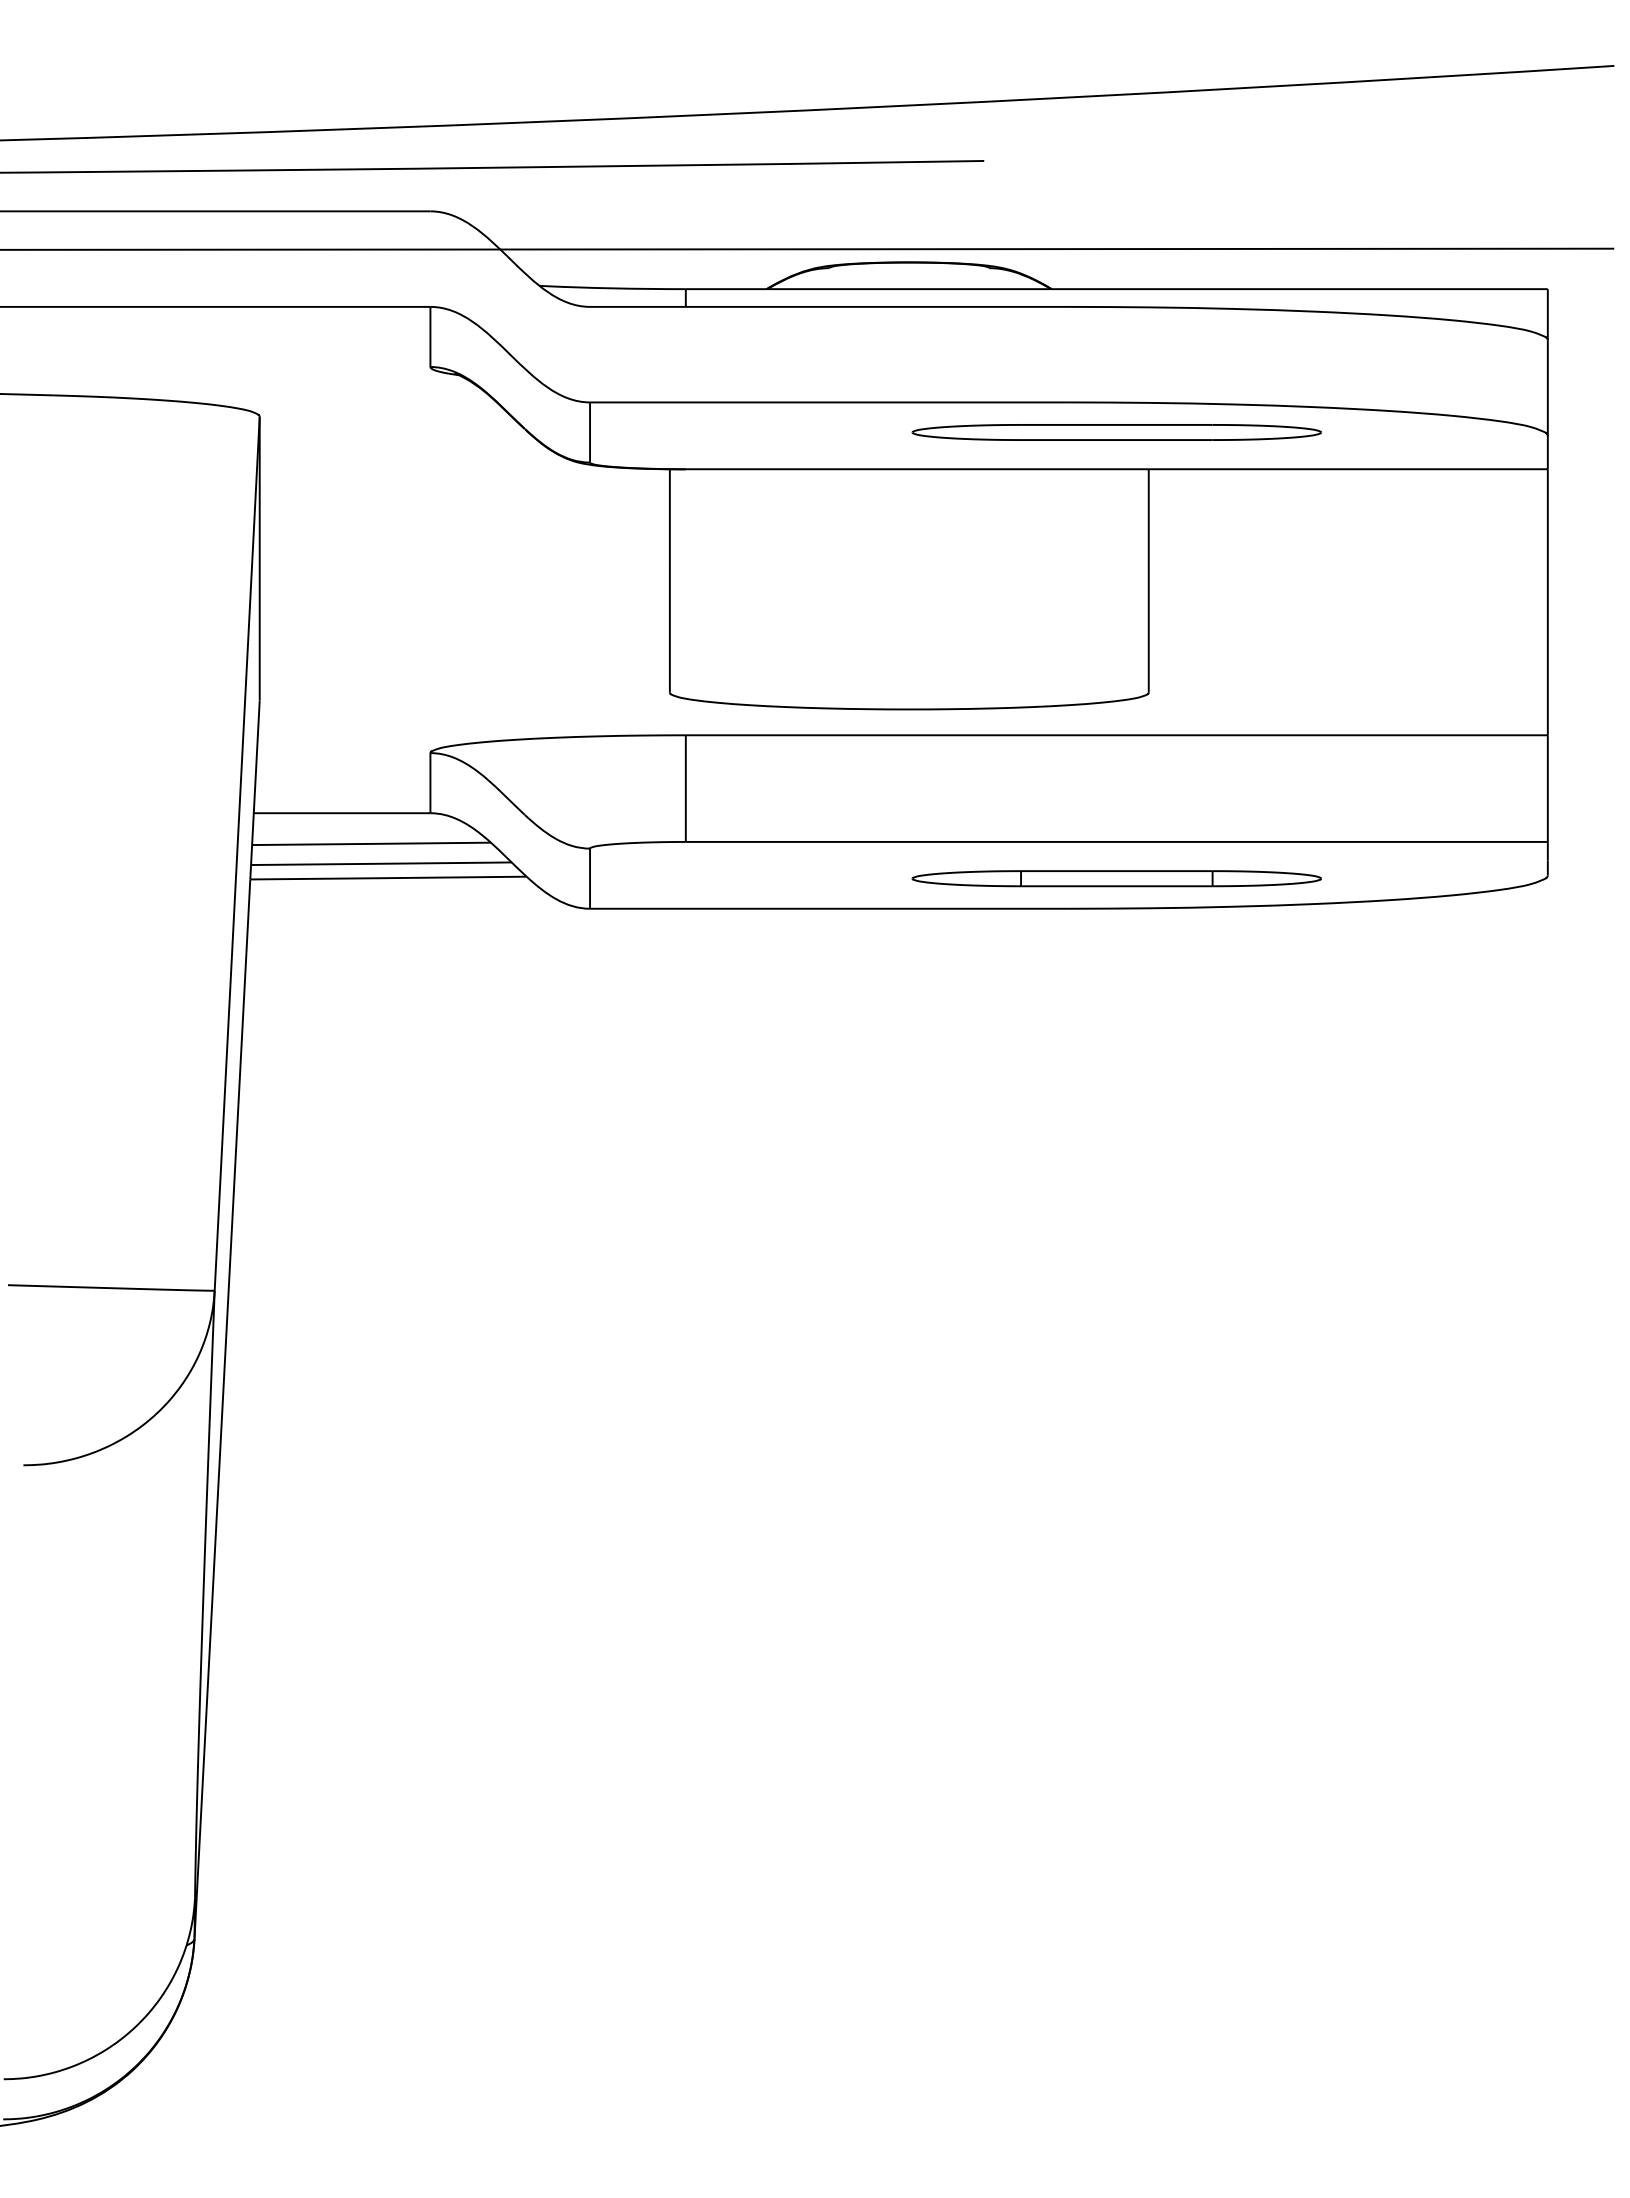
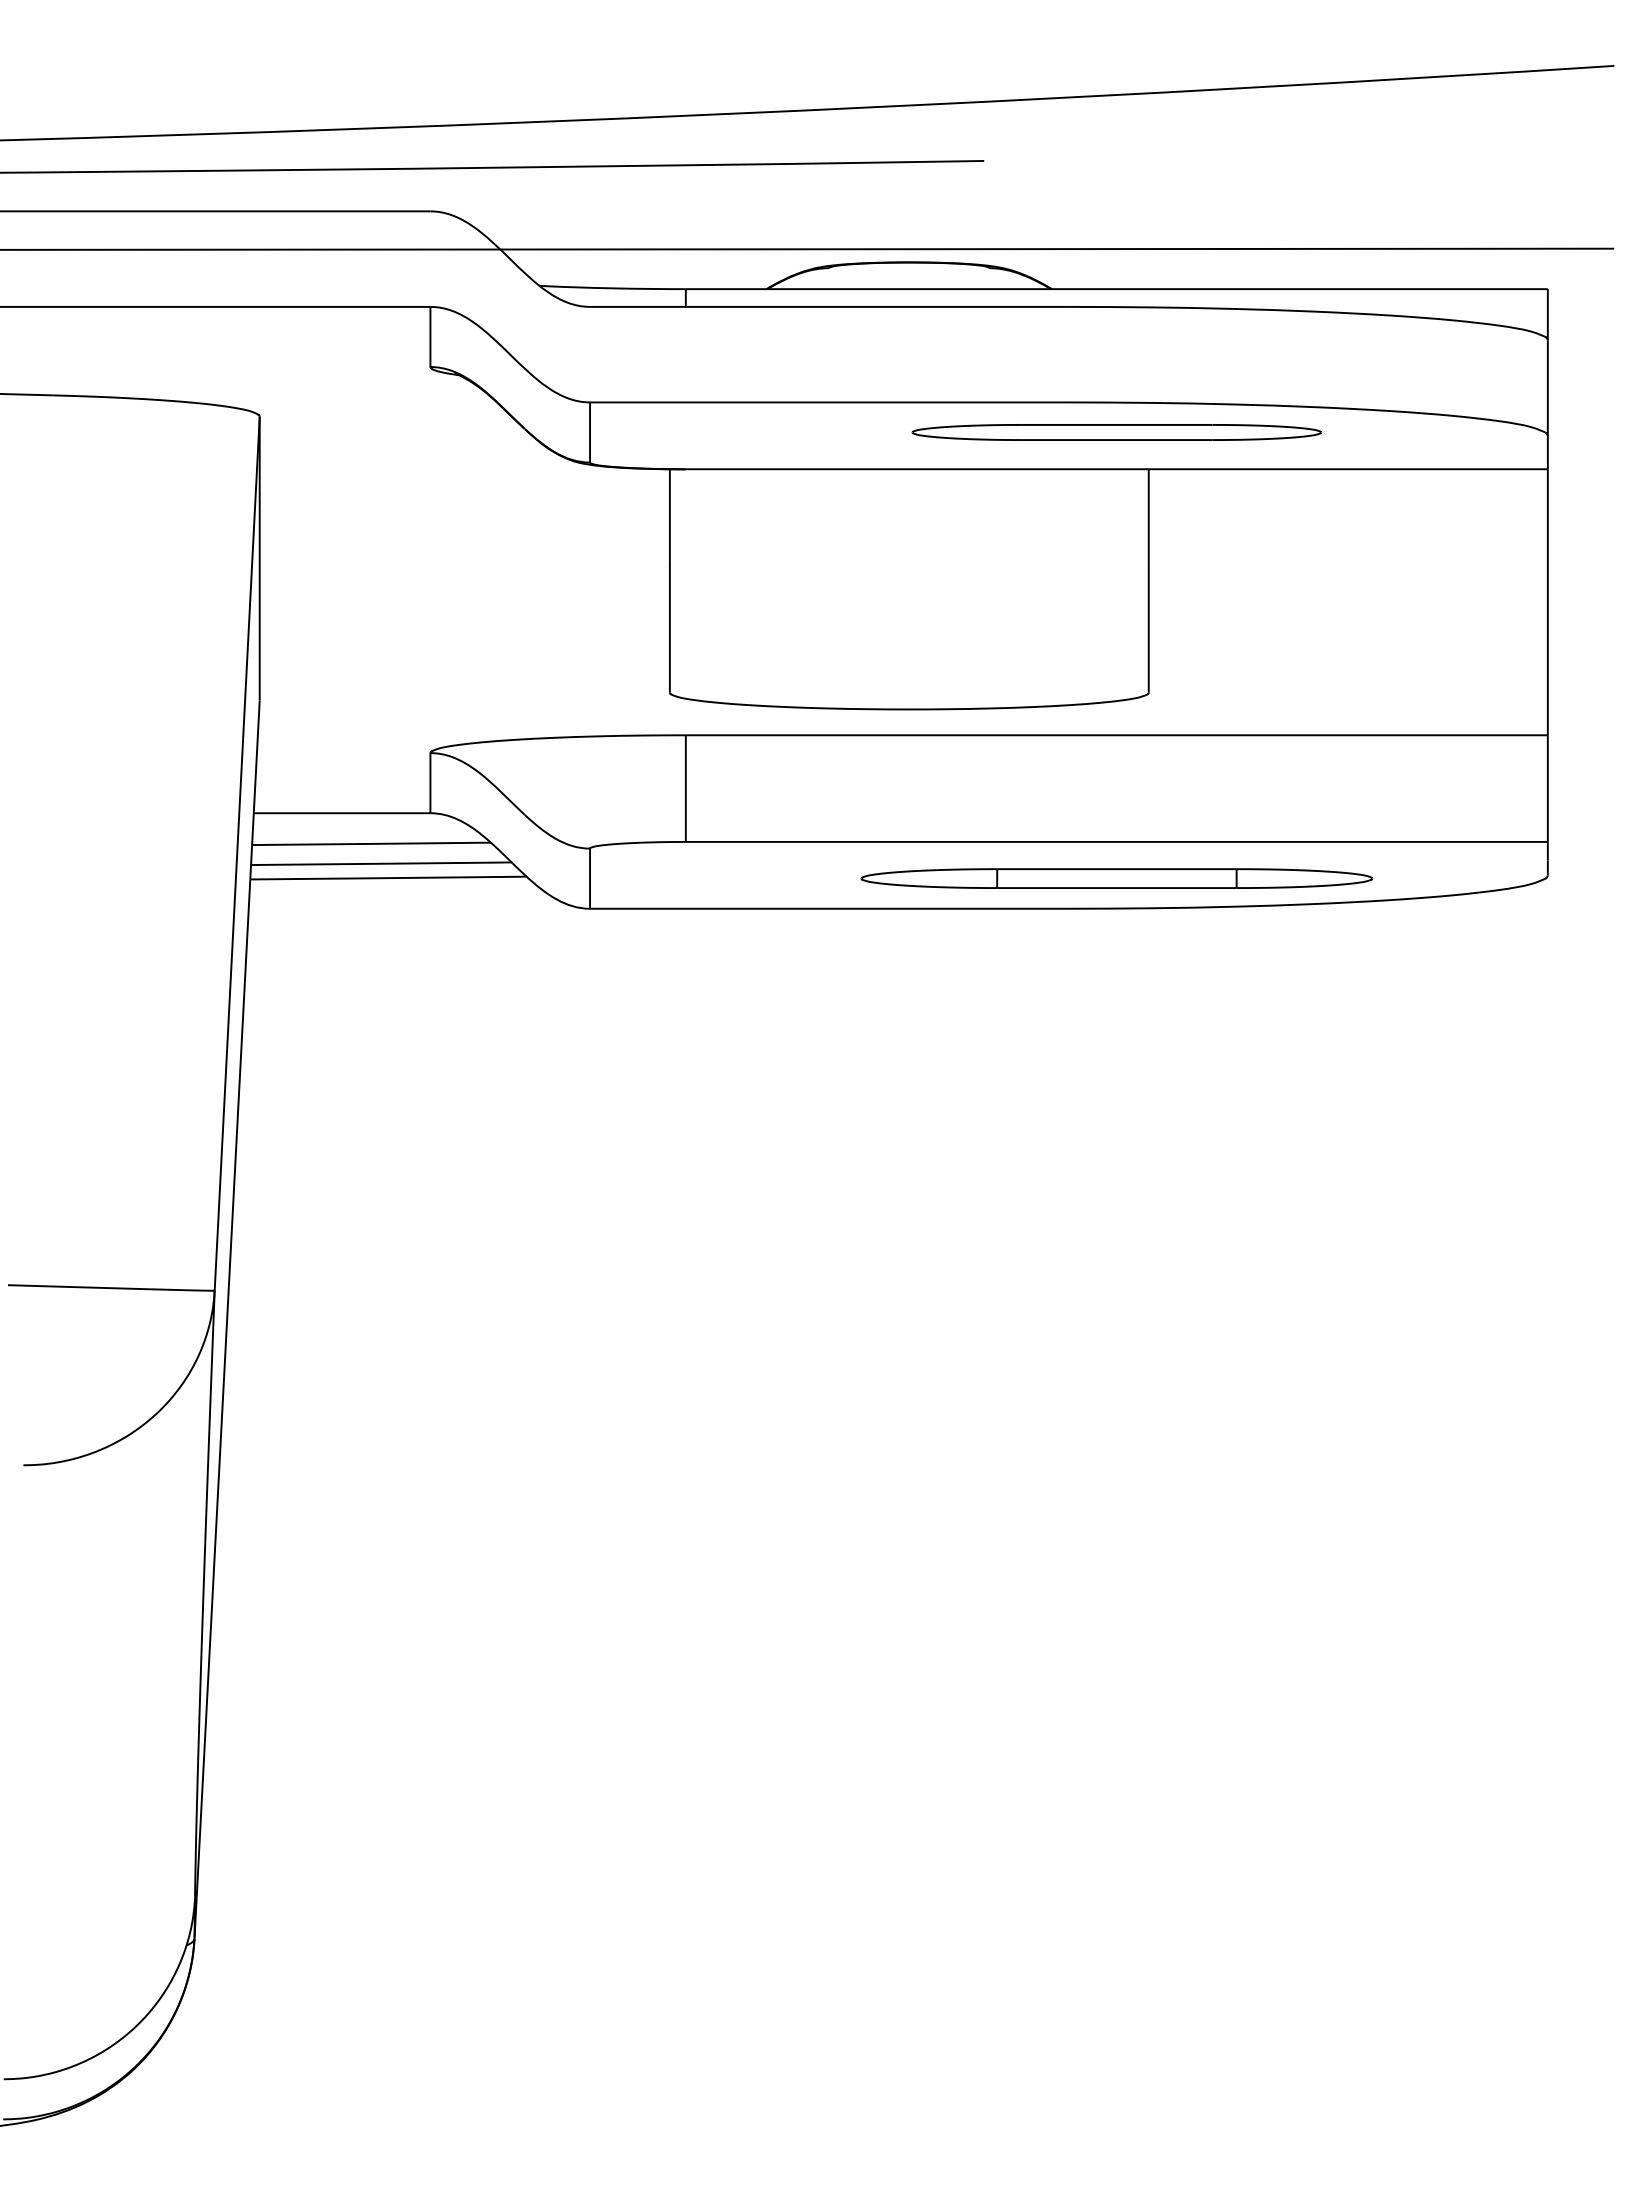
part size: 411x18 px -> 514x21 px (1116, 878)
